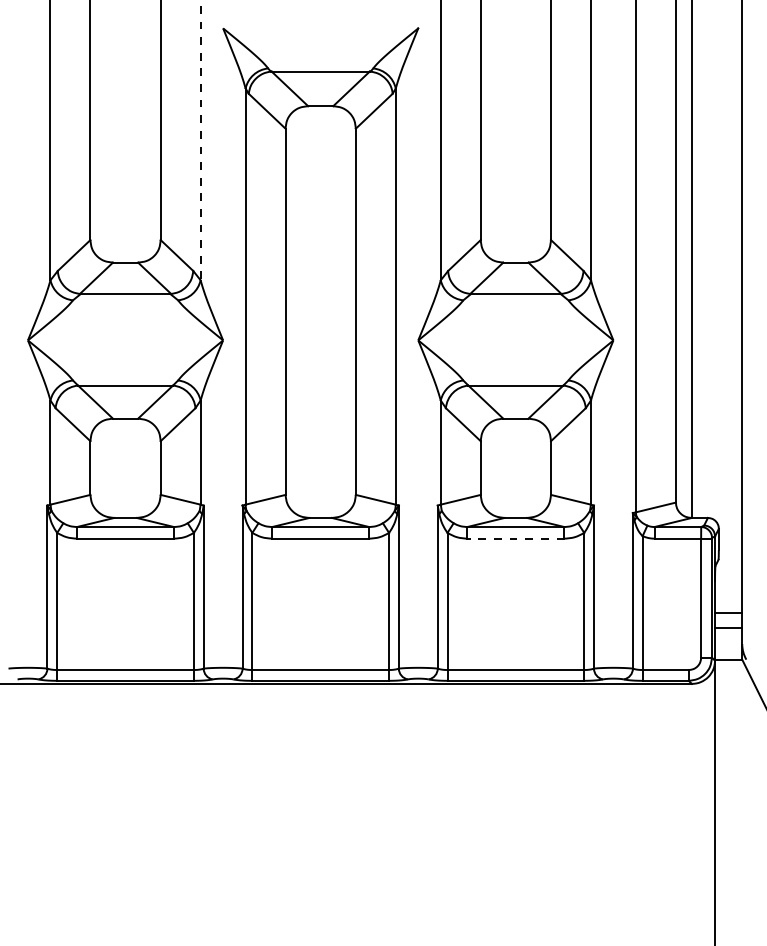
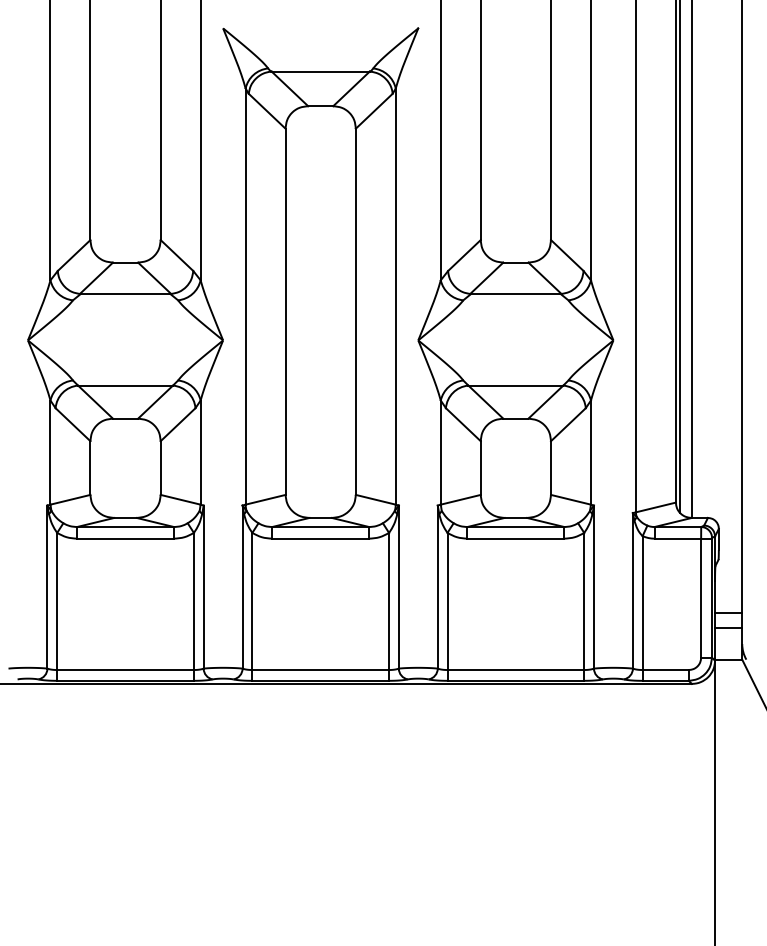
line: dashed -> solid (200, 140)
line: none -> present (679, 257)
line: dashed -> solid (515, 538)
